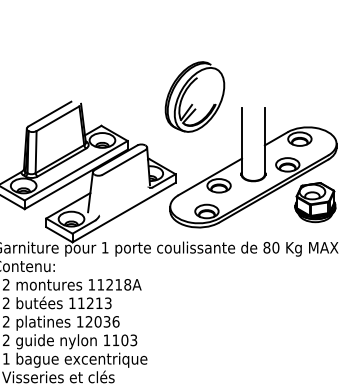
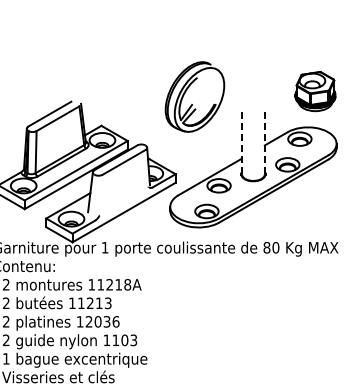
line: solid -> dashed (242, 140)
line: solid -> dashed (264, 140)
part position: (315, 202) -> (315, 91) (315, 91)
